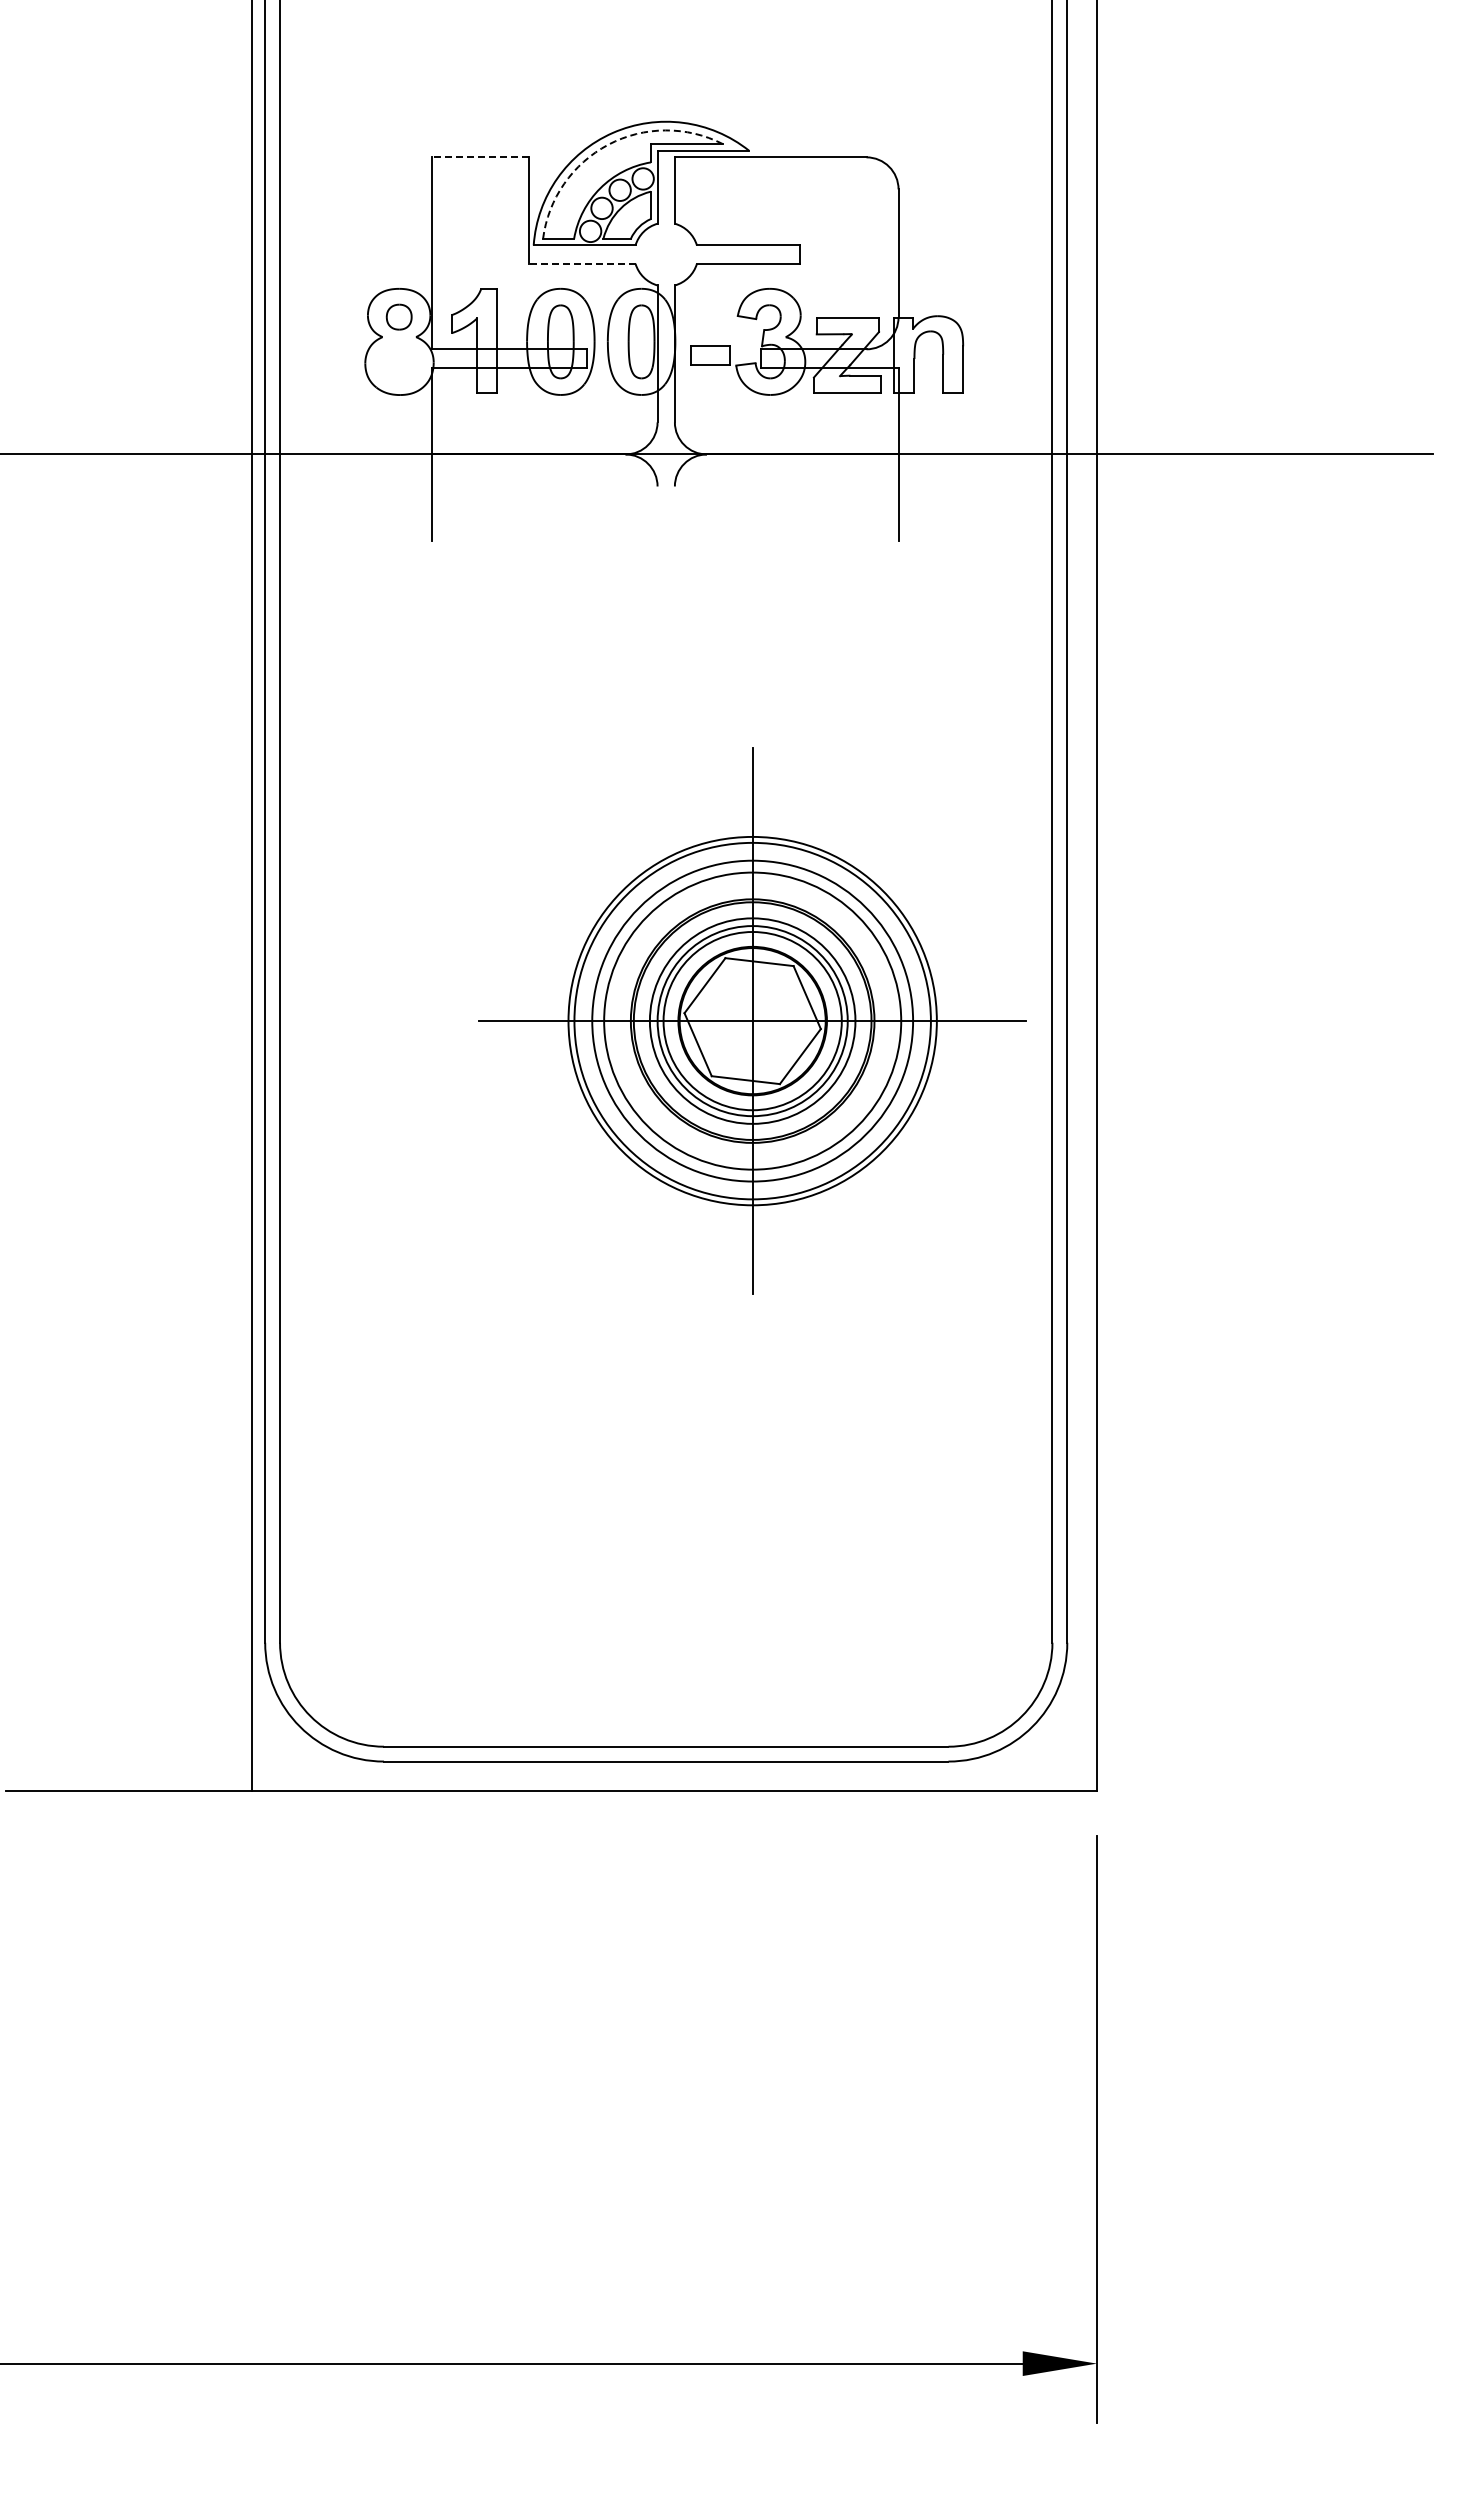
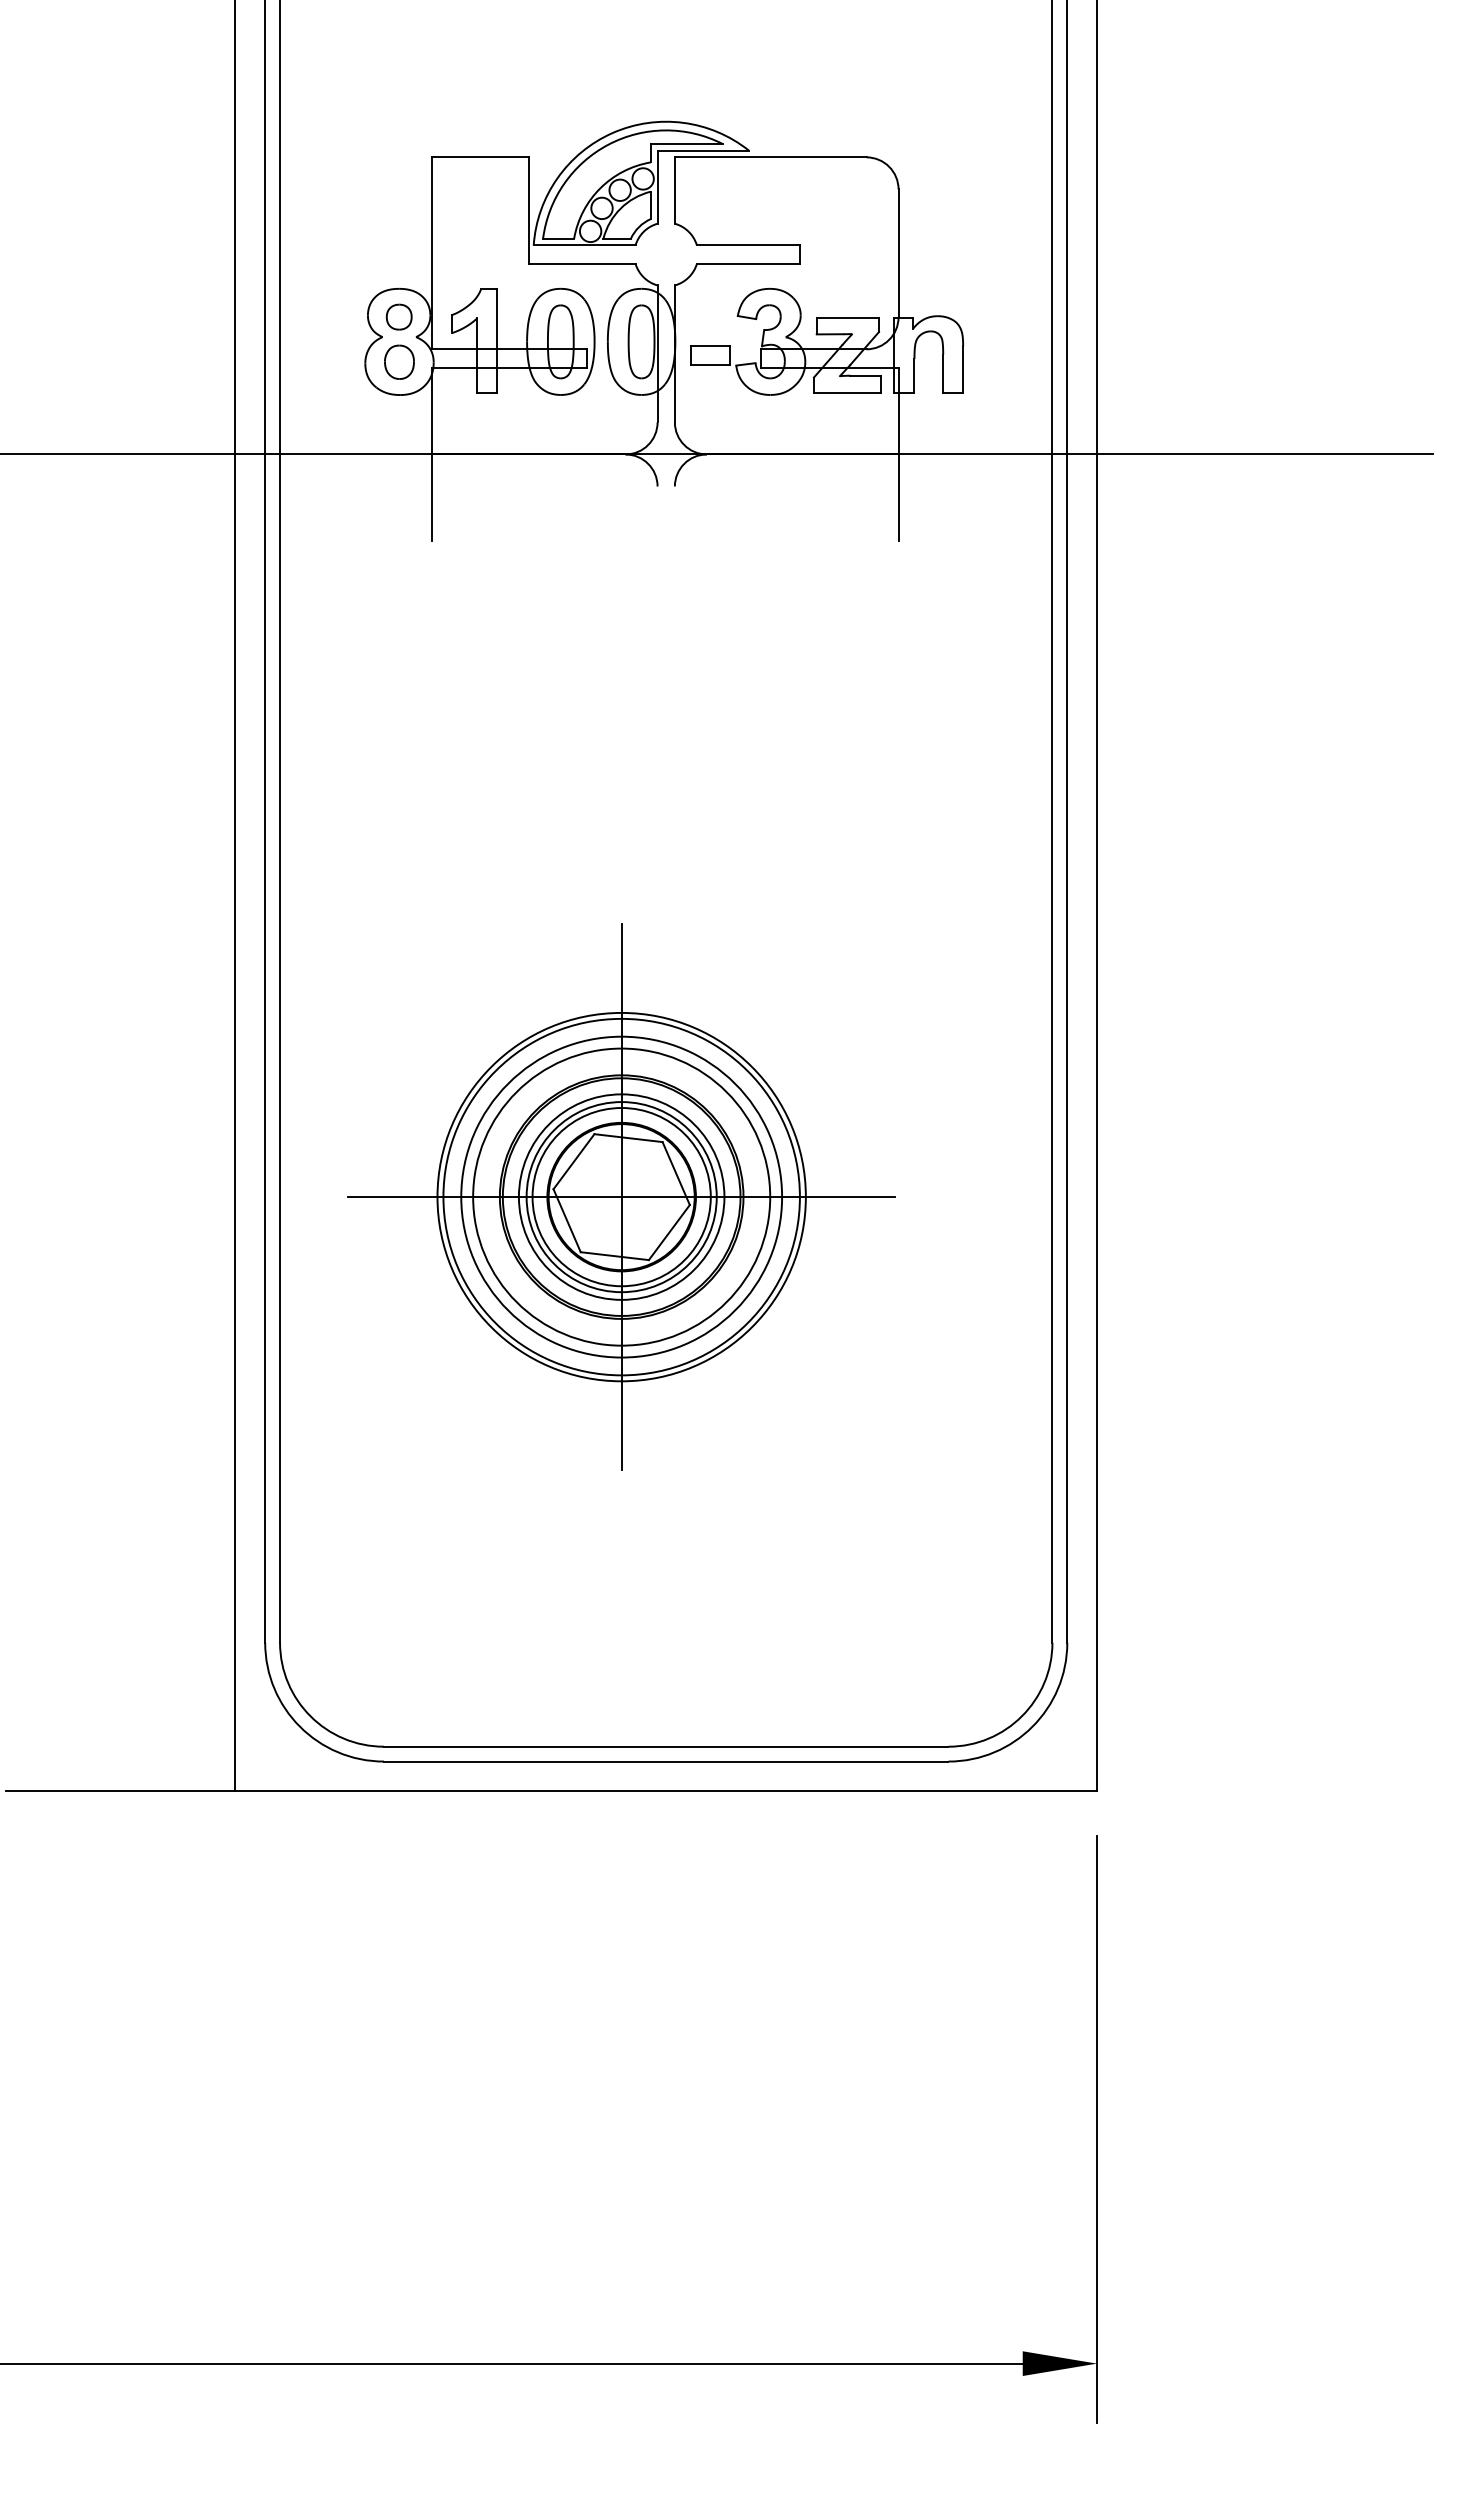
arc: dashed -> solid (608, 144)
line: dashed -> solid (479, 157)
line: dashed -> solid (581, 263)
part: none -> present (399, 361)
line position: (252, 896) -> (235, 896) (235, 896)
part position: (752, 1020) -> (621, 1196) (621, 1196)
